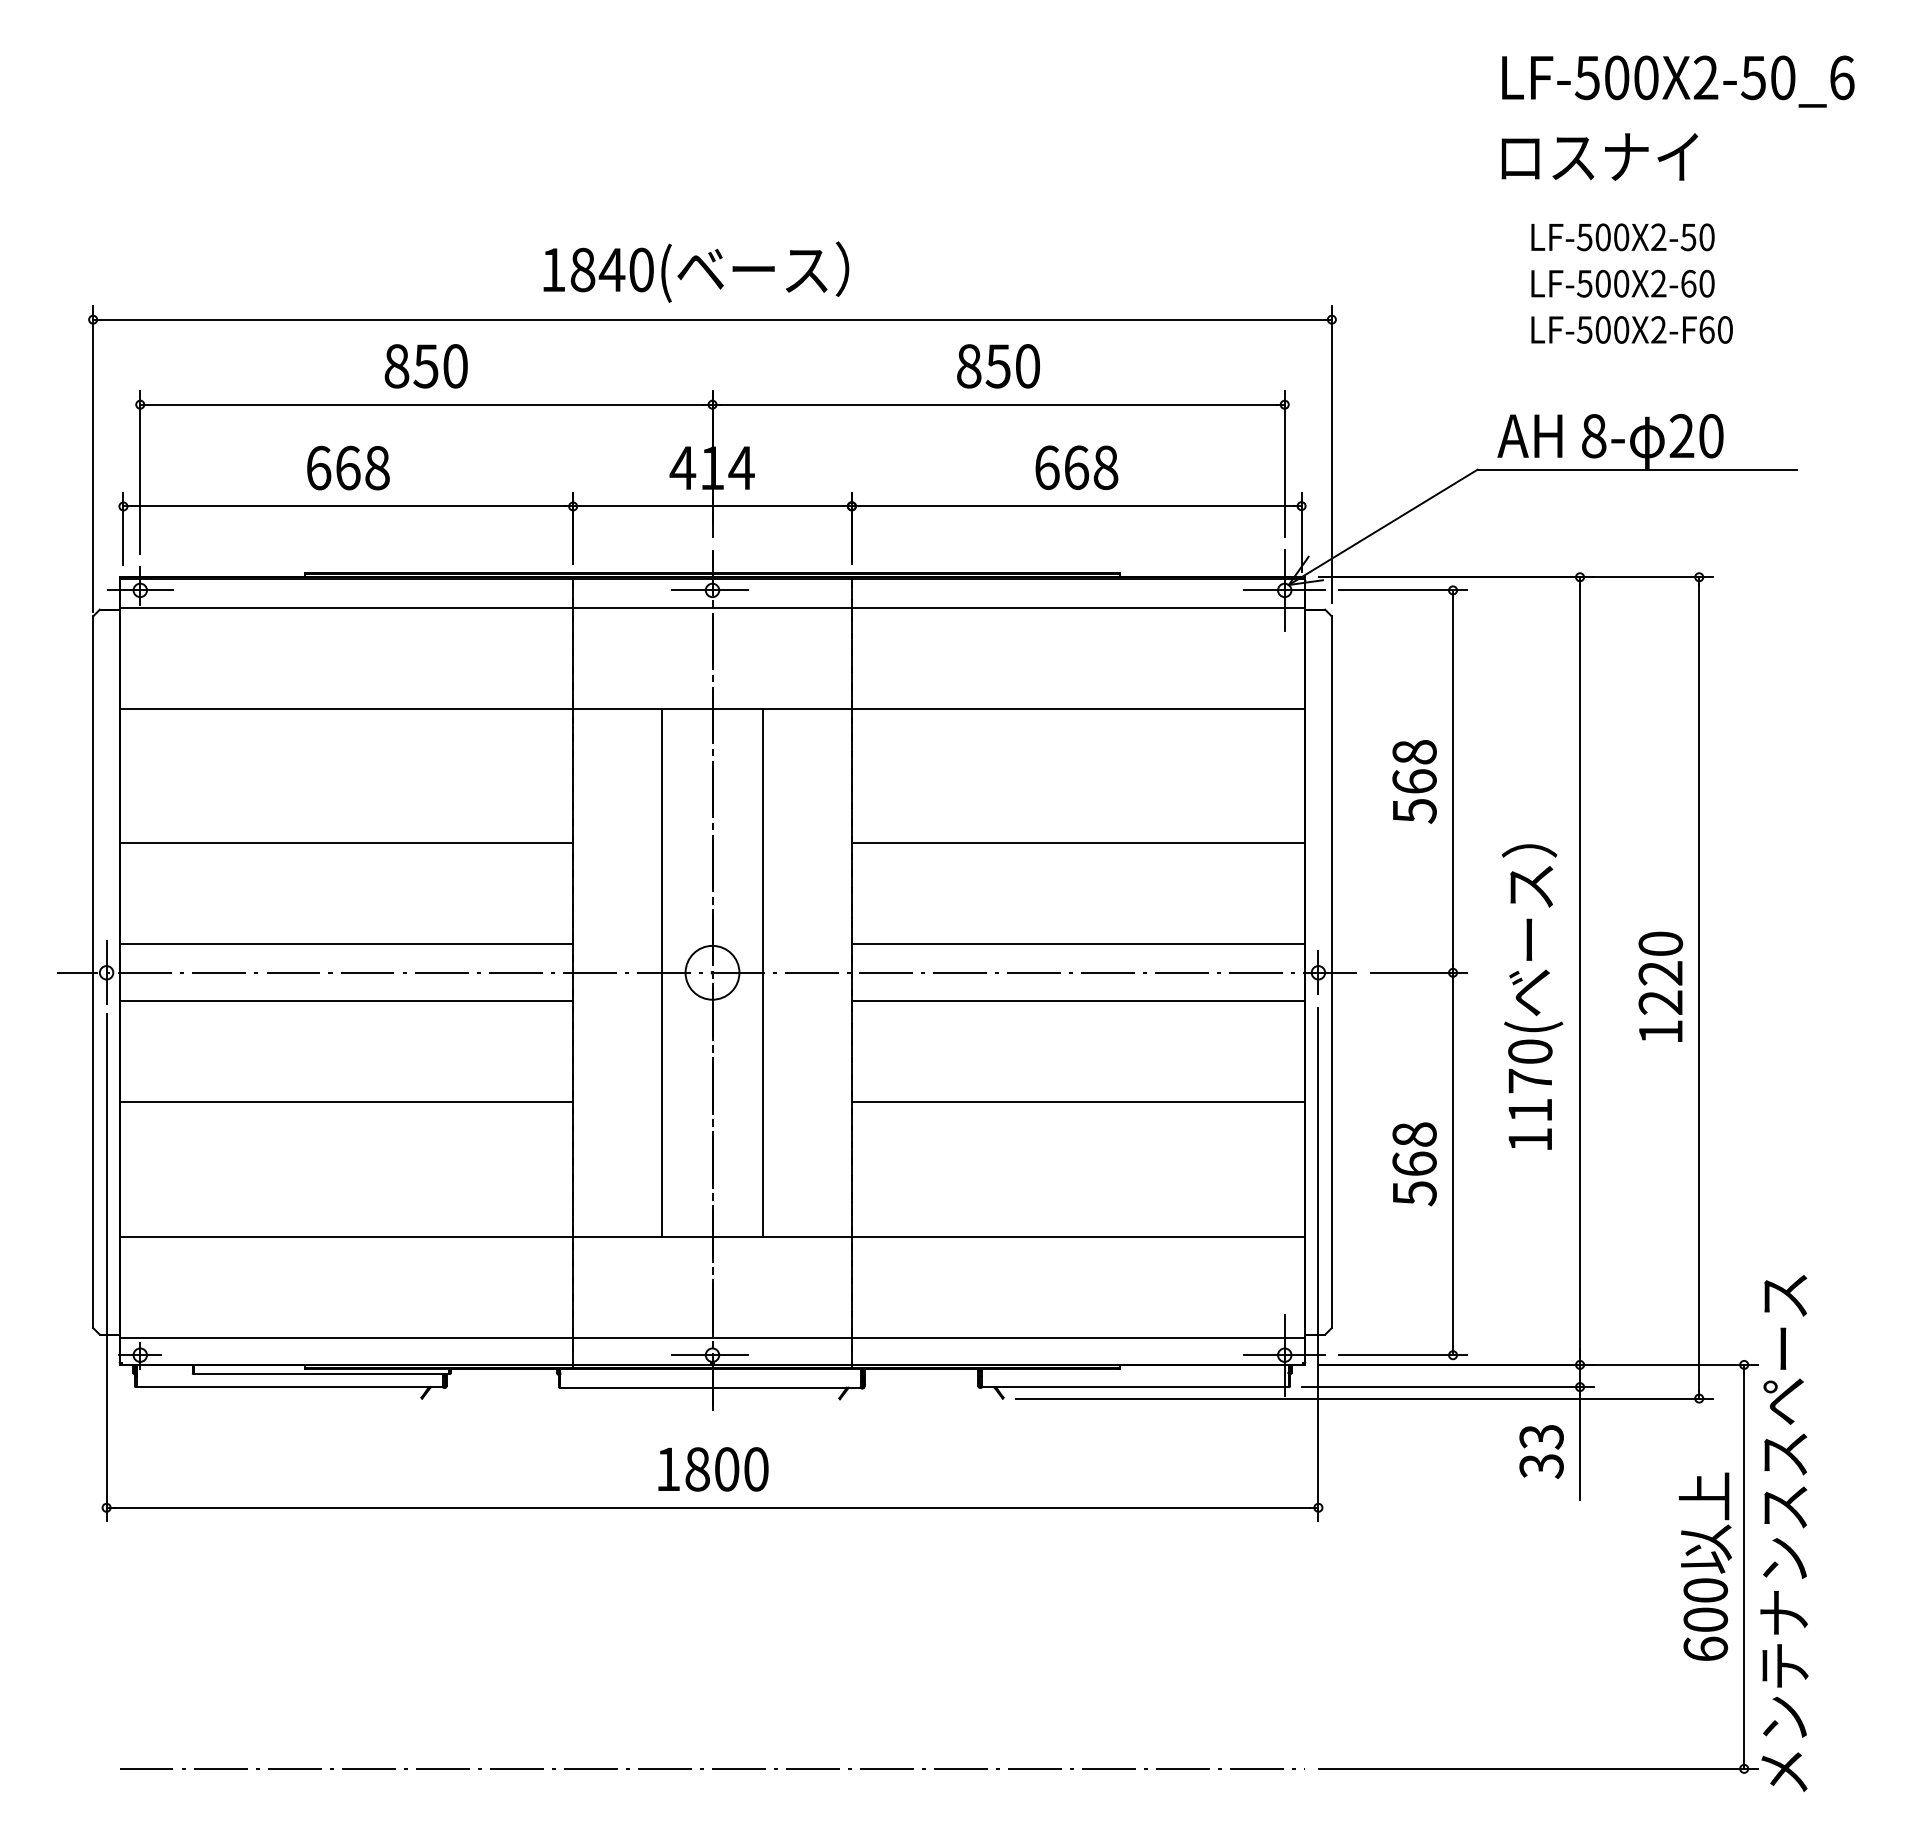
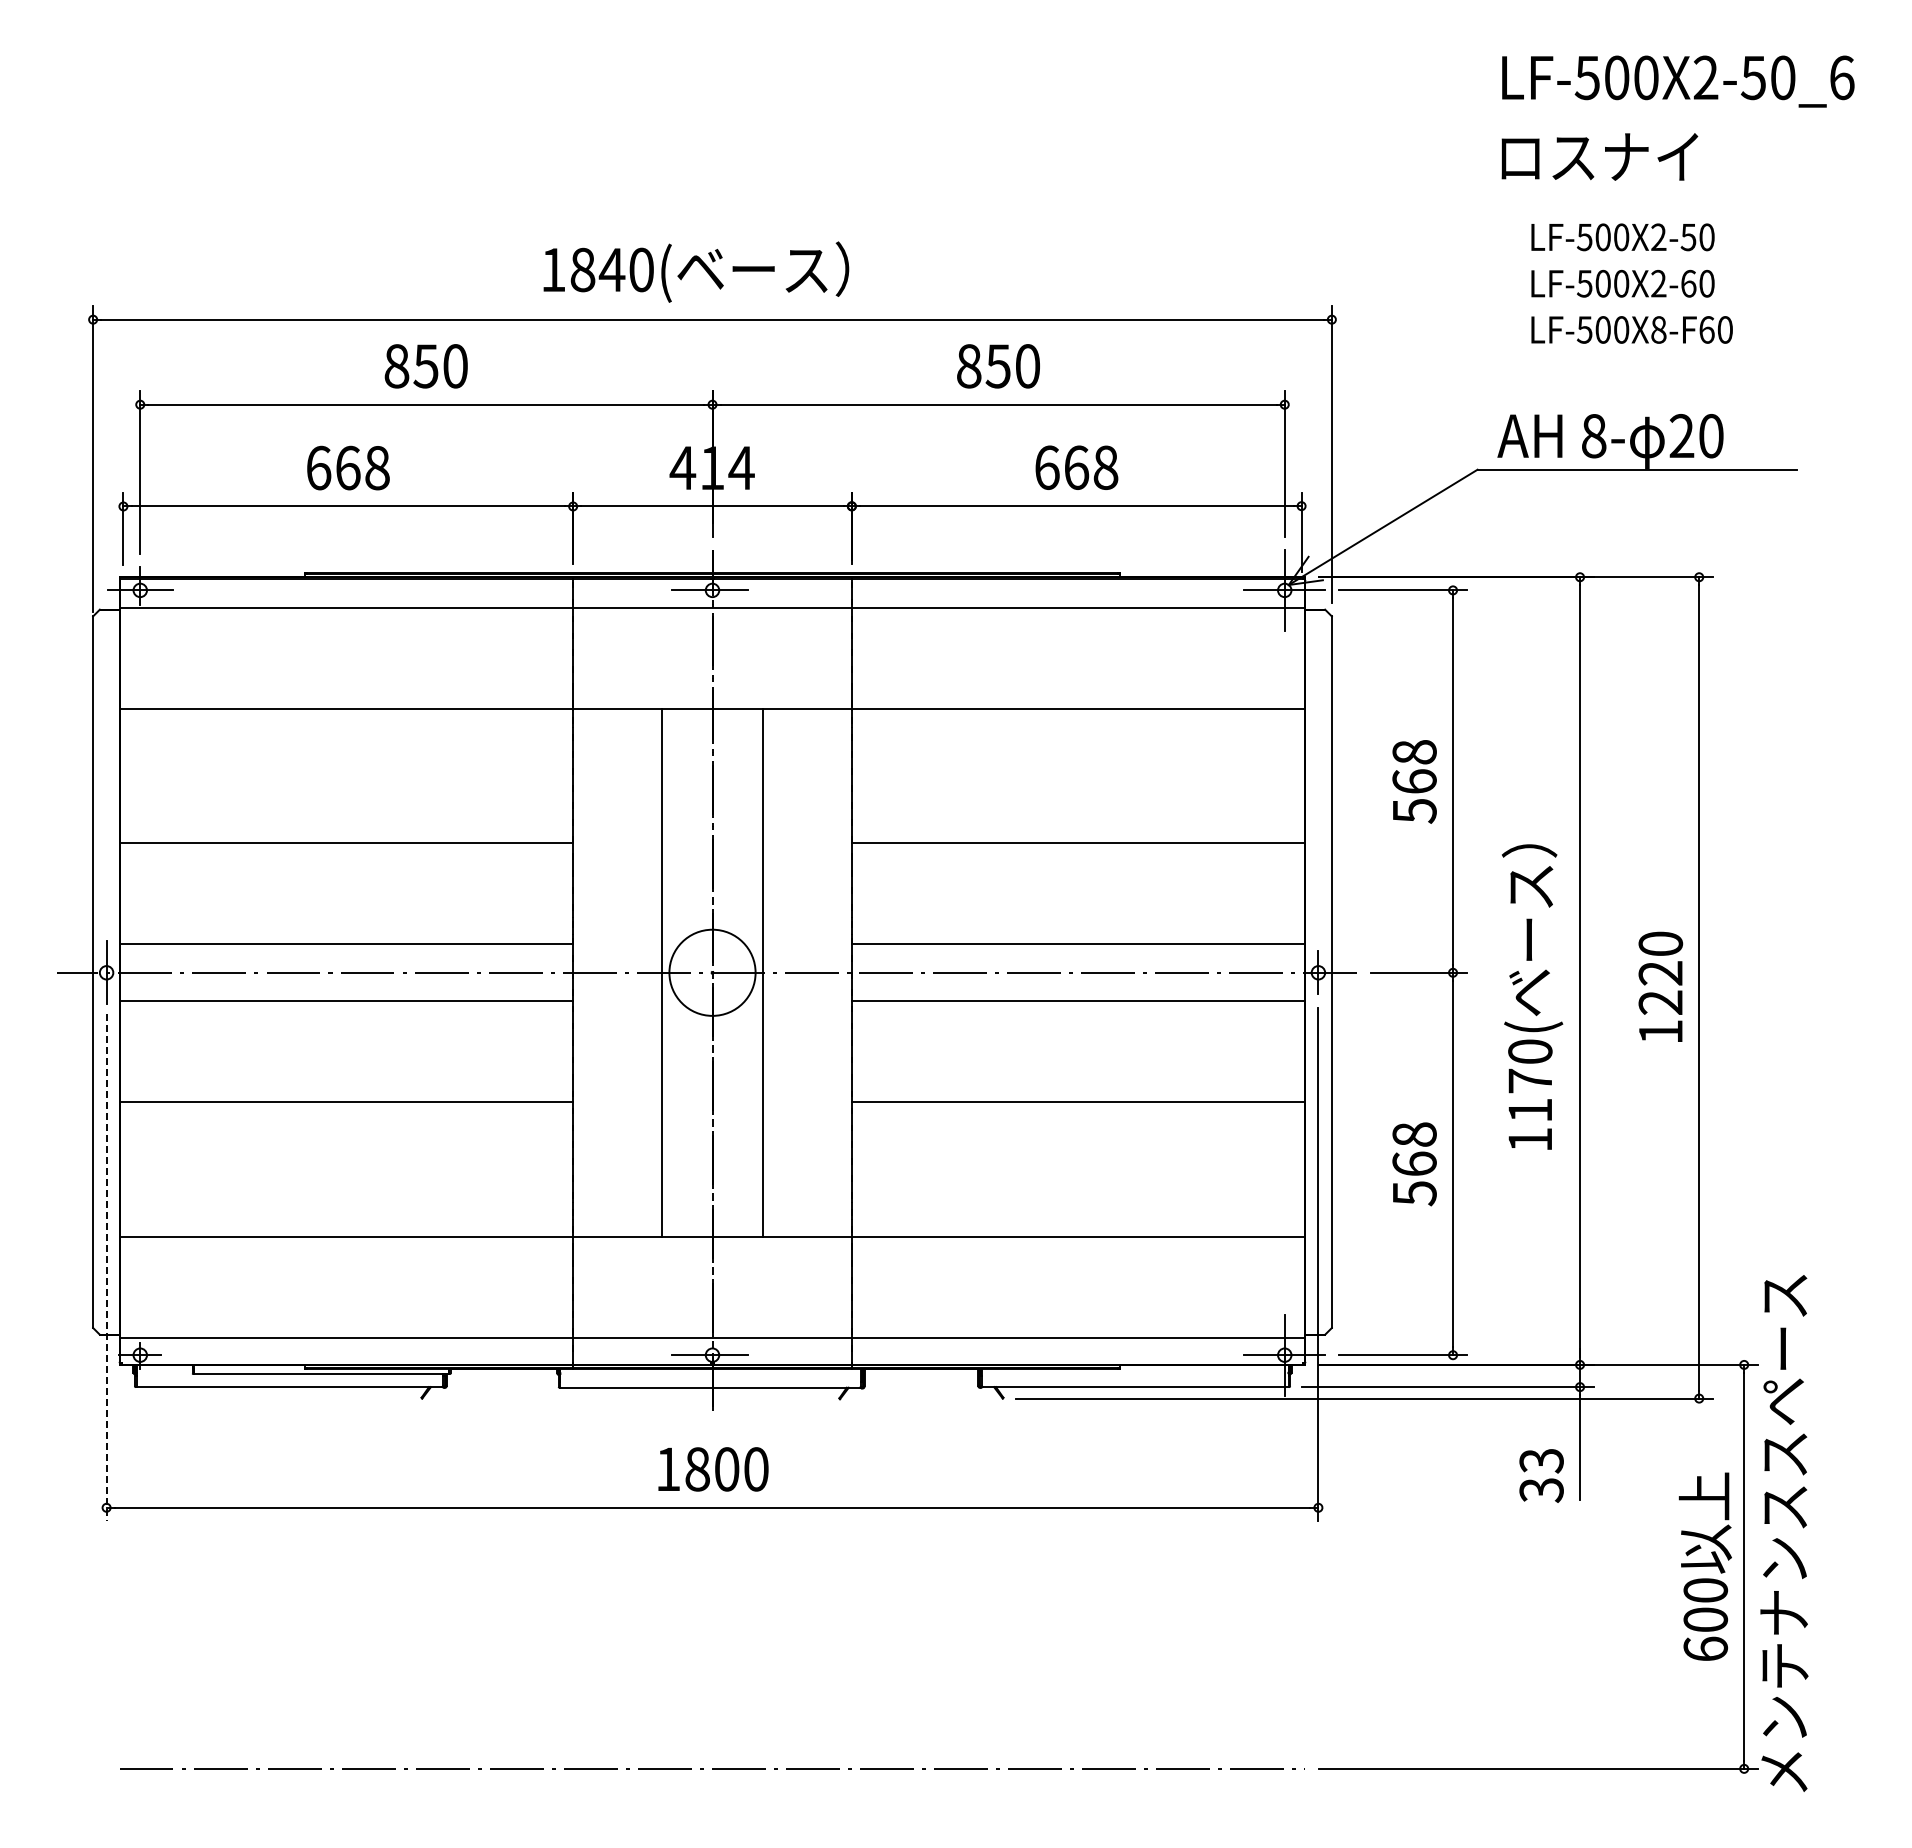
text: LF-500X2-F60 -> LF-500X8-F60 (1658, 329)
circle diameter: 54 px -> 86 px (712, 972)
line: solid -> dashed (106, 1268)
text position: (1541, 1451) -> (1541, 1475) (1541, 1475)
